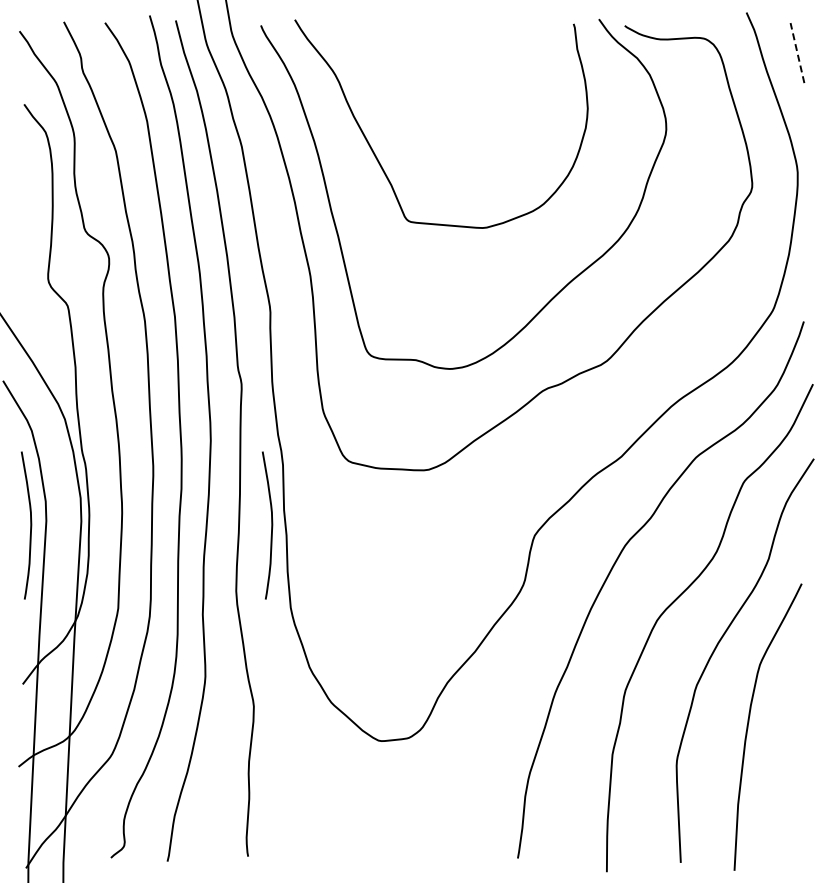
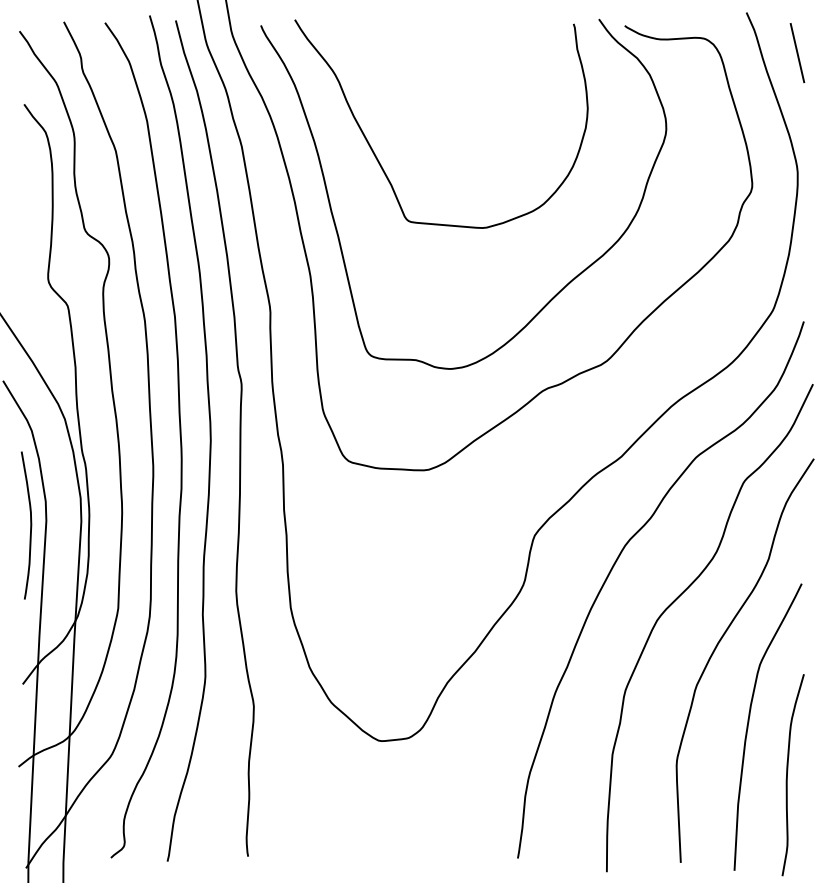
line: dashed -> solid (797, 53)
curve: present -> none (271, 525)
curve: none -> present (787, 775)
